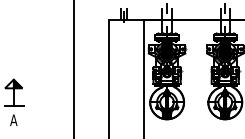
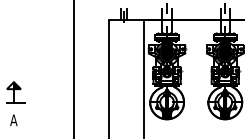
part size: 21x29 px -> 20x23 px (15, 92)
